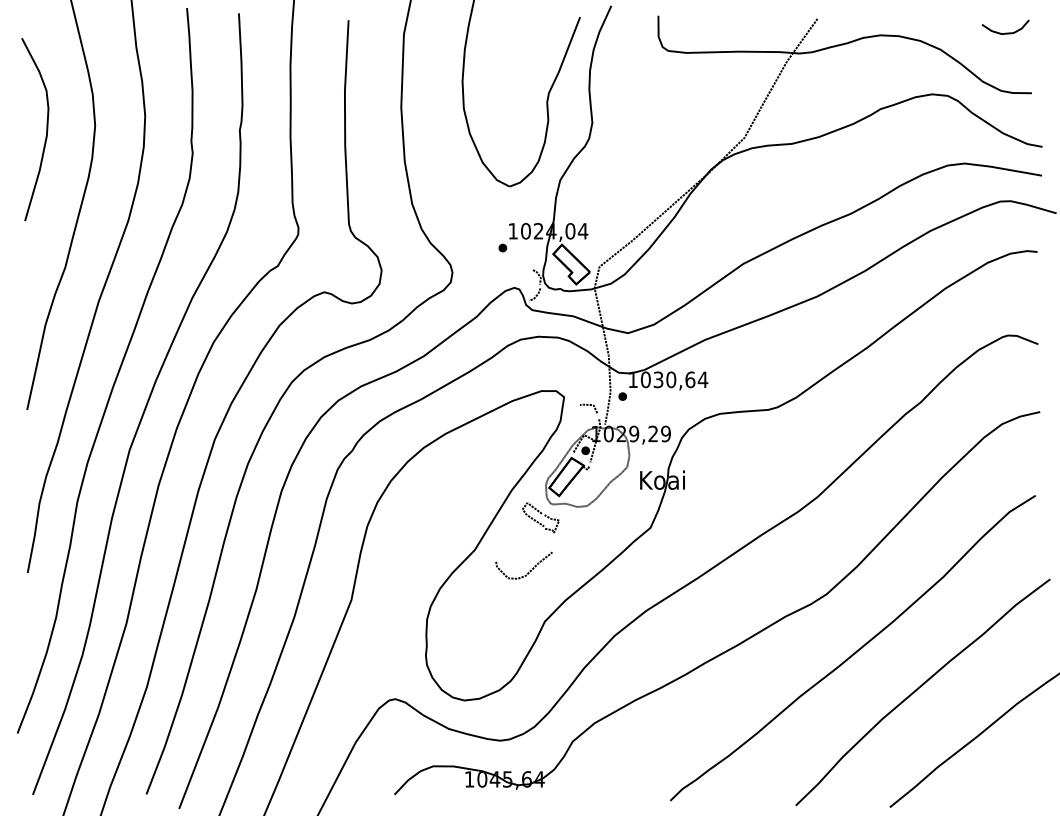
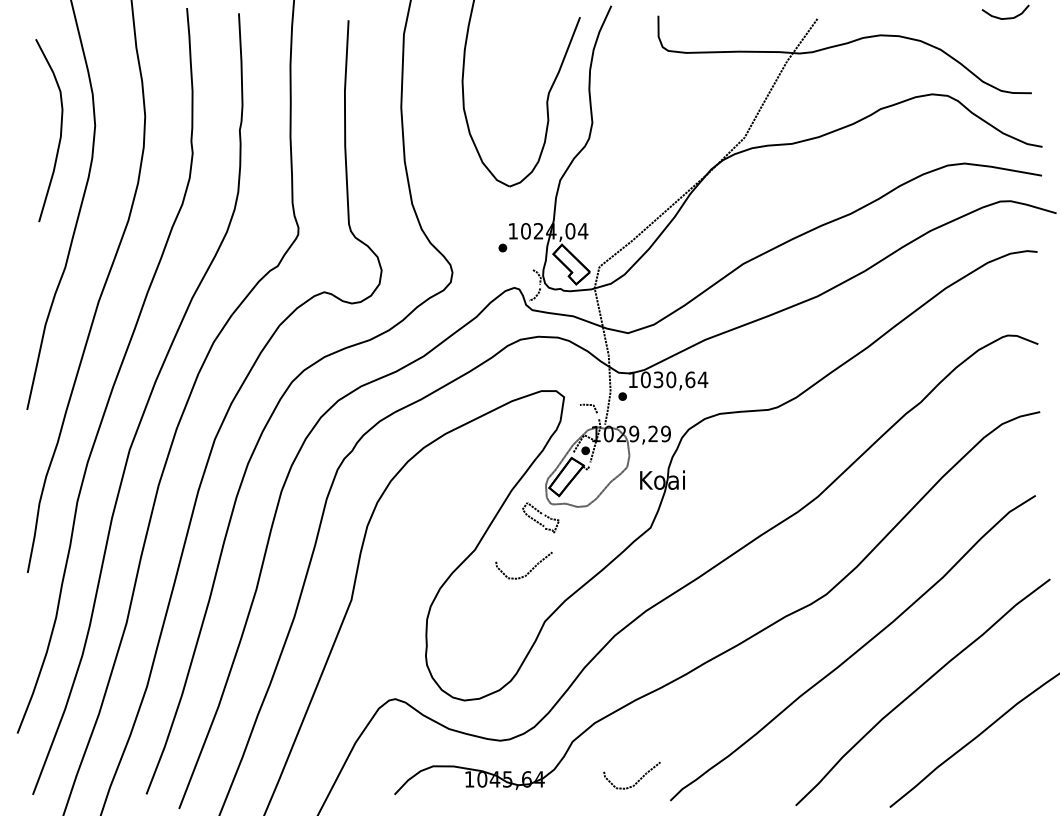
curve position: (1005, 32) -> (1005, 17) (1005, 17)
part position: (46, 129) -> (60, 130) (60, 130)
curve: none -> present (637, 780)
